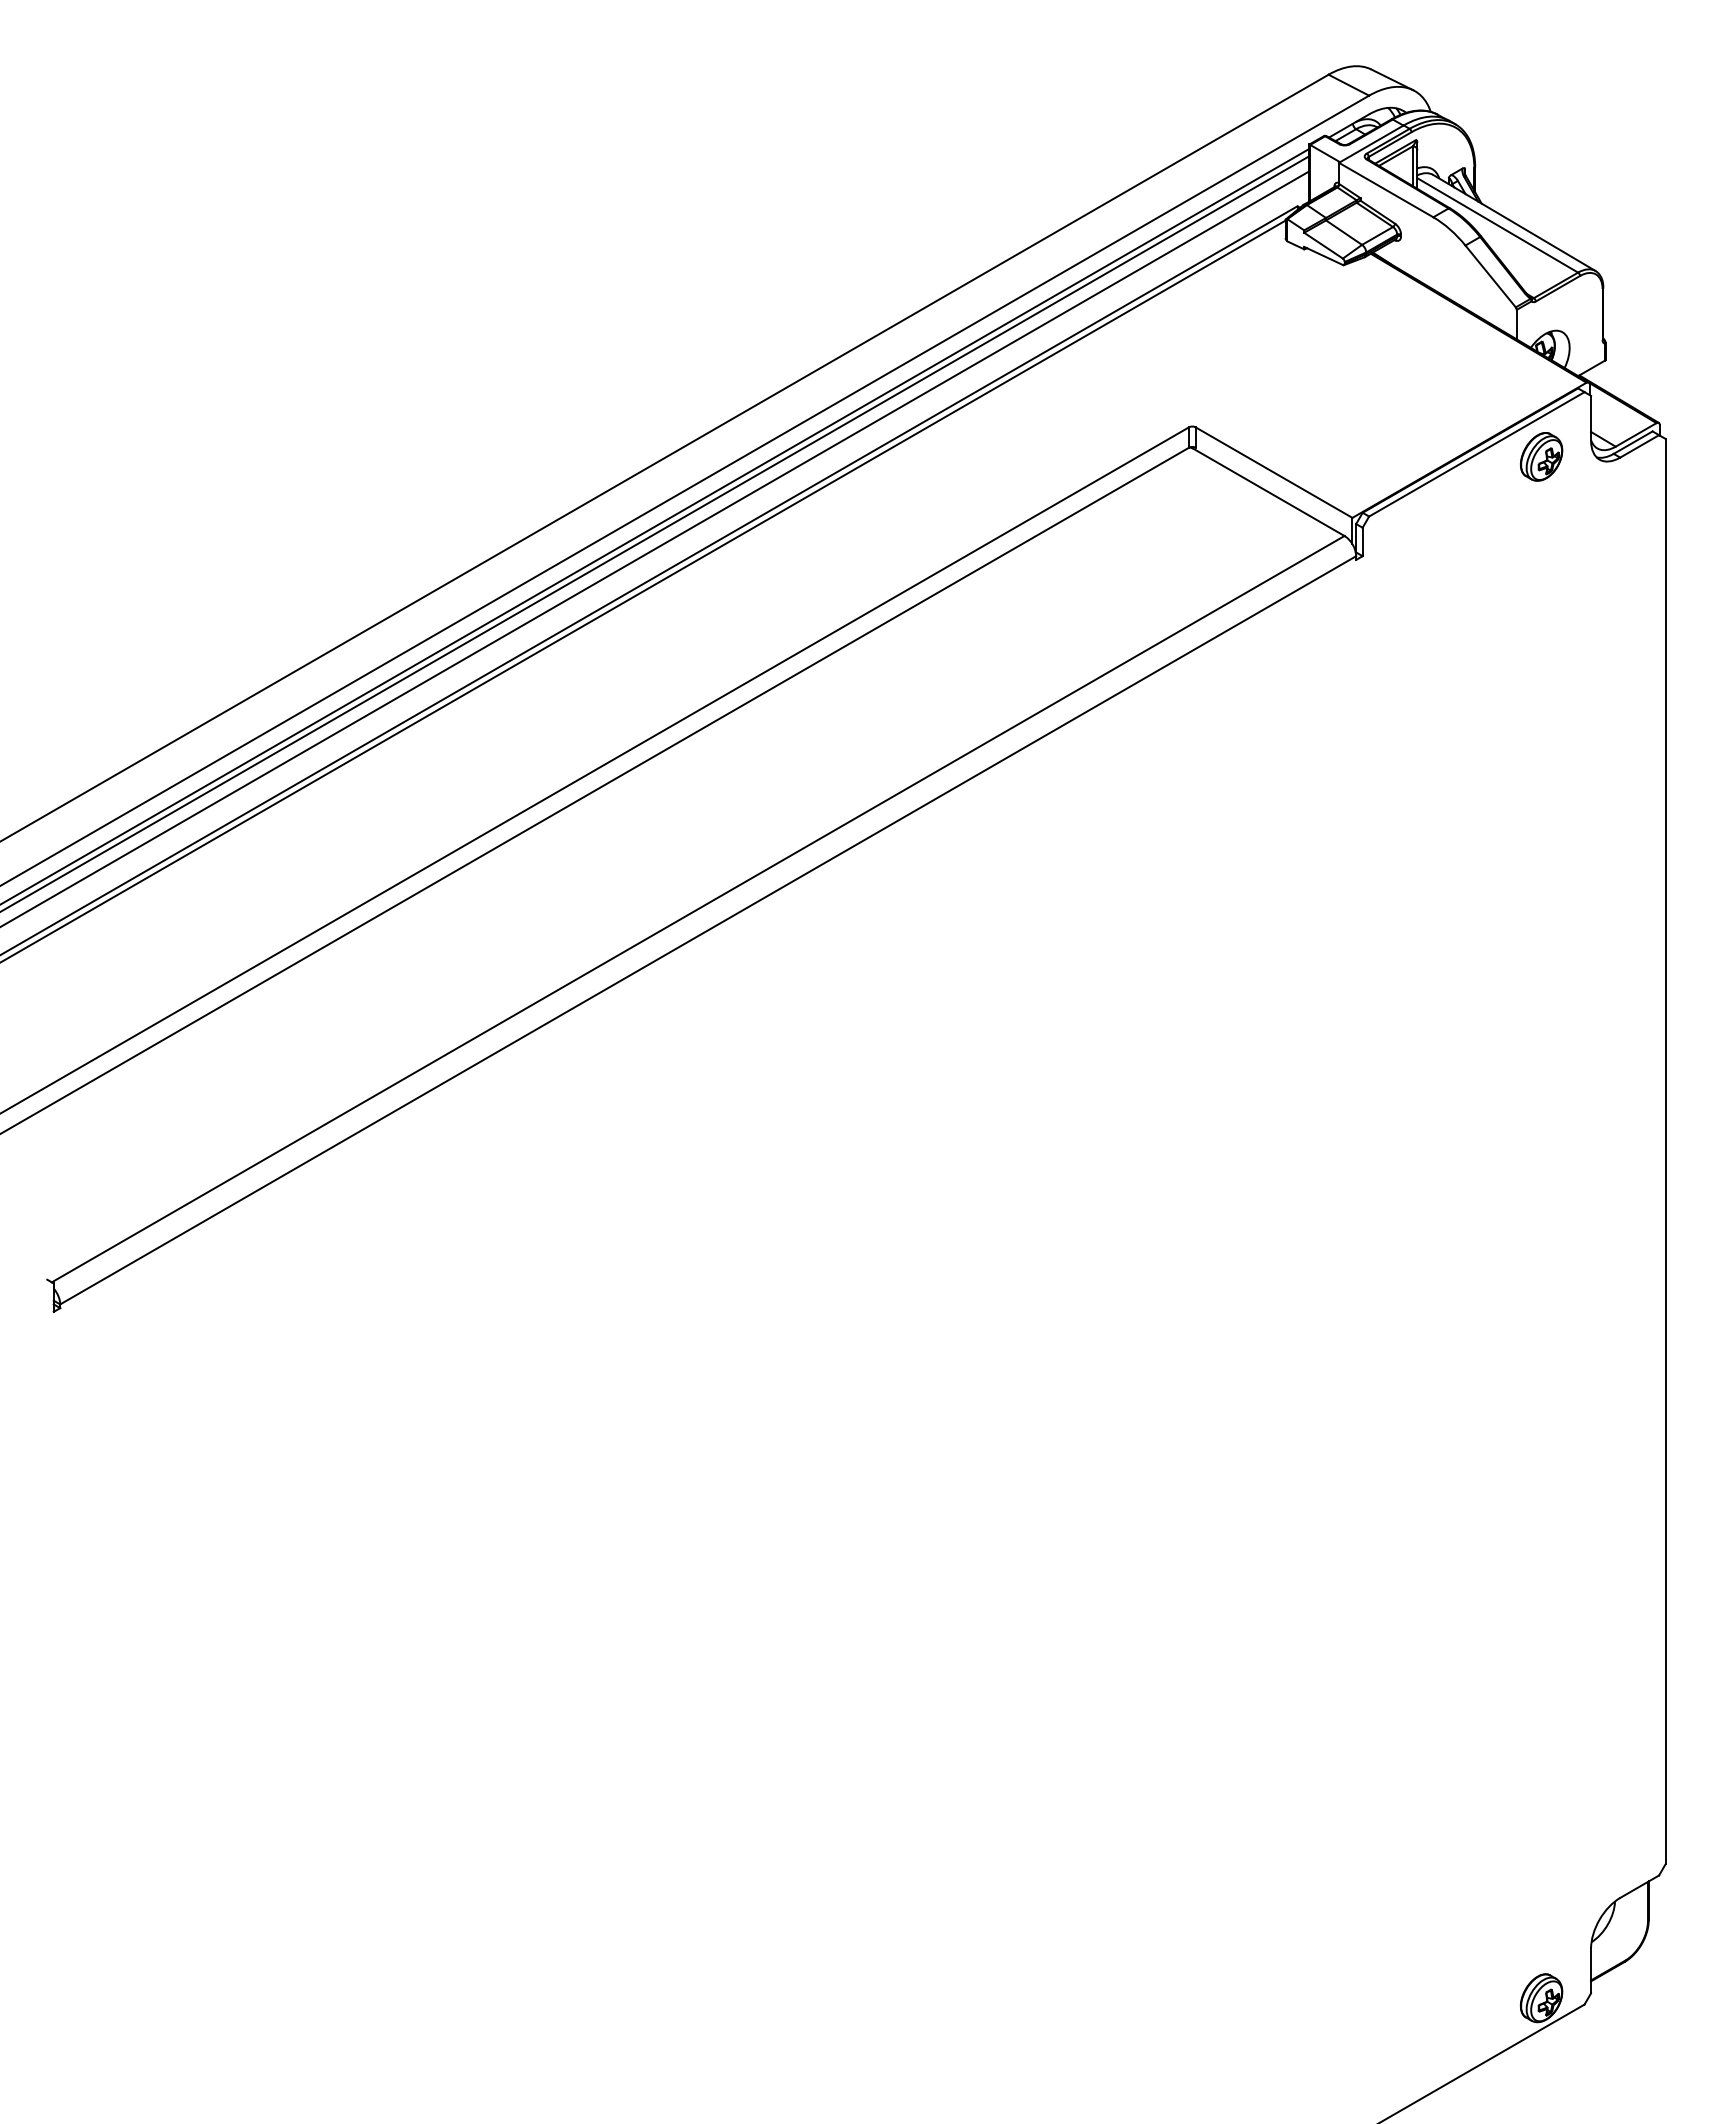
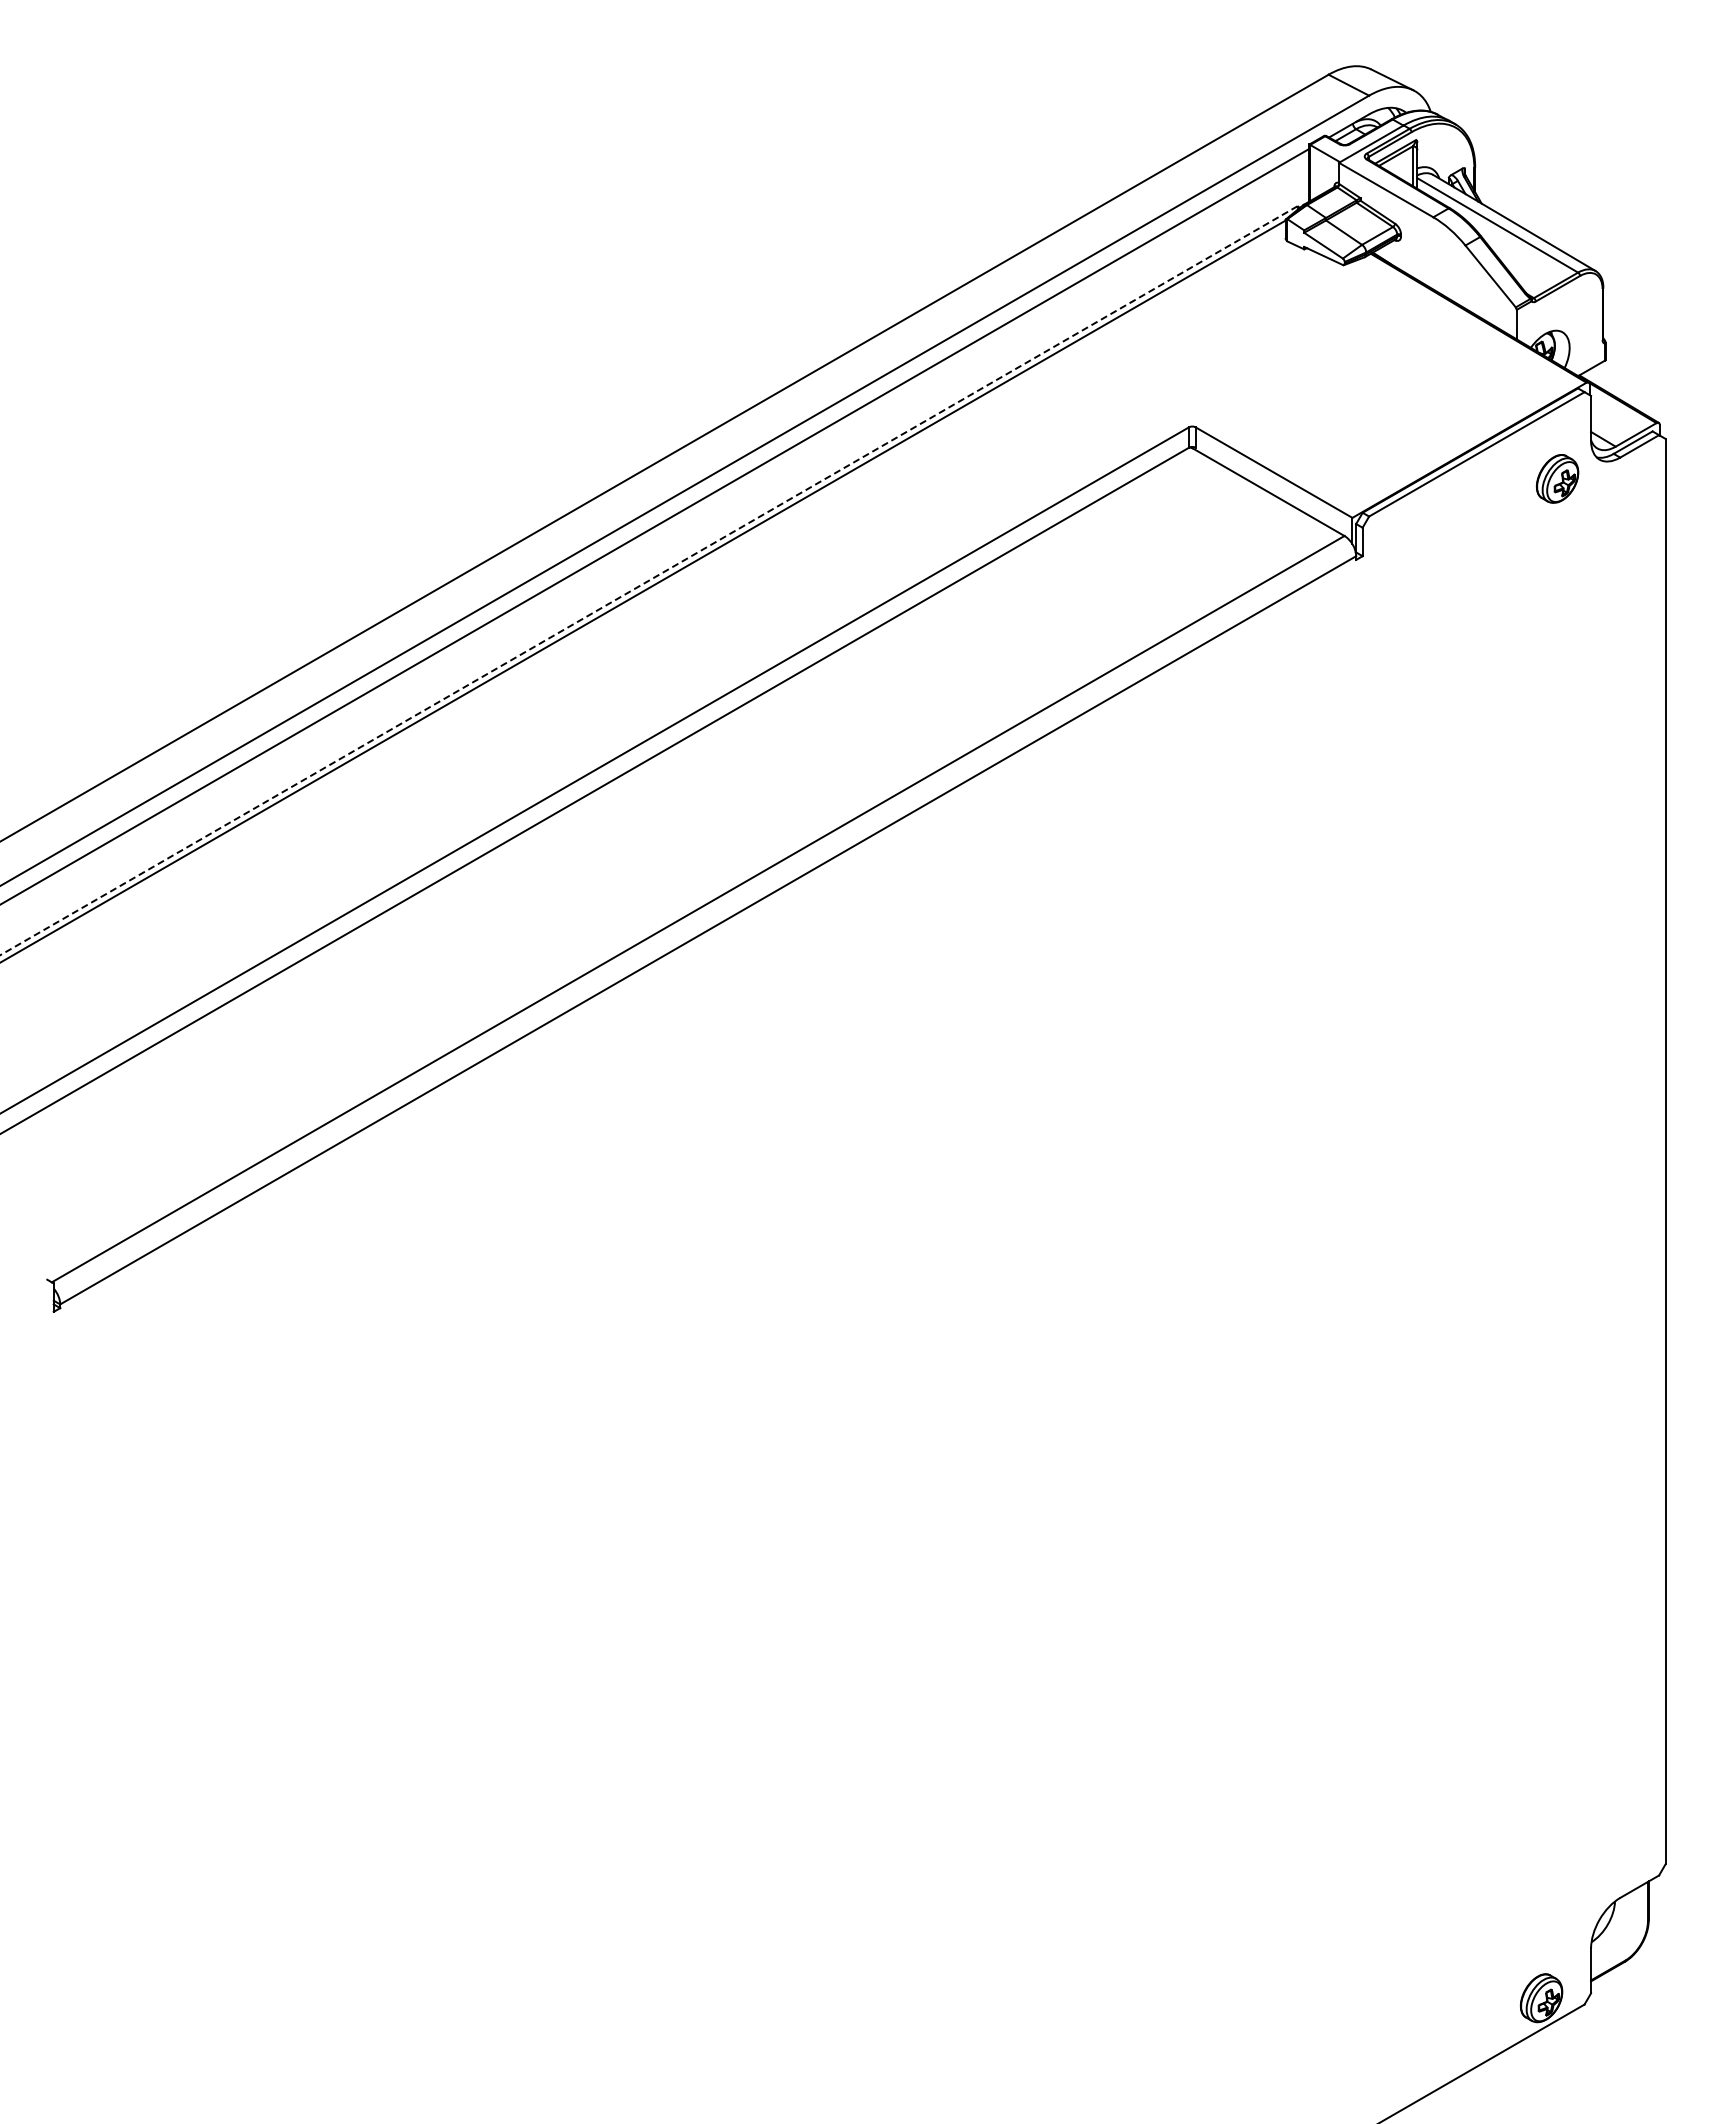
part position: (1541, 456) -> (1557, 478) (1557, 478)
line: present -> none (655, 533)
line: present -> none (655, 548)
line: solid -> dashed (649, 580)
